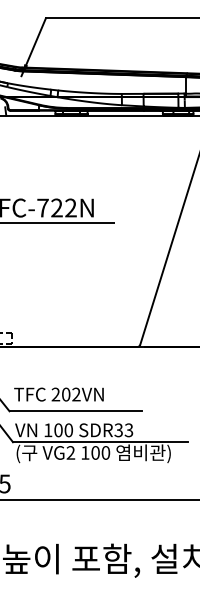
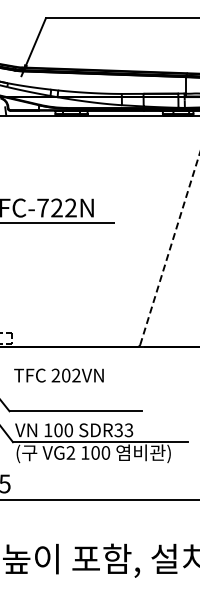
line: solid -> dashed (170, 248)
text position: (58, 394) -> (58, 375) (58, 375)
